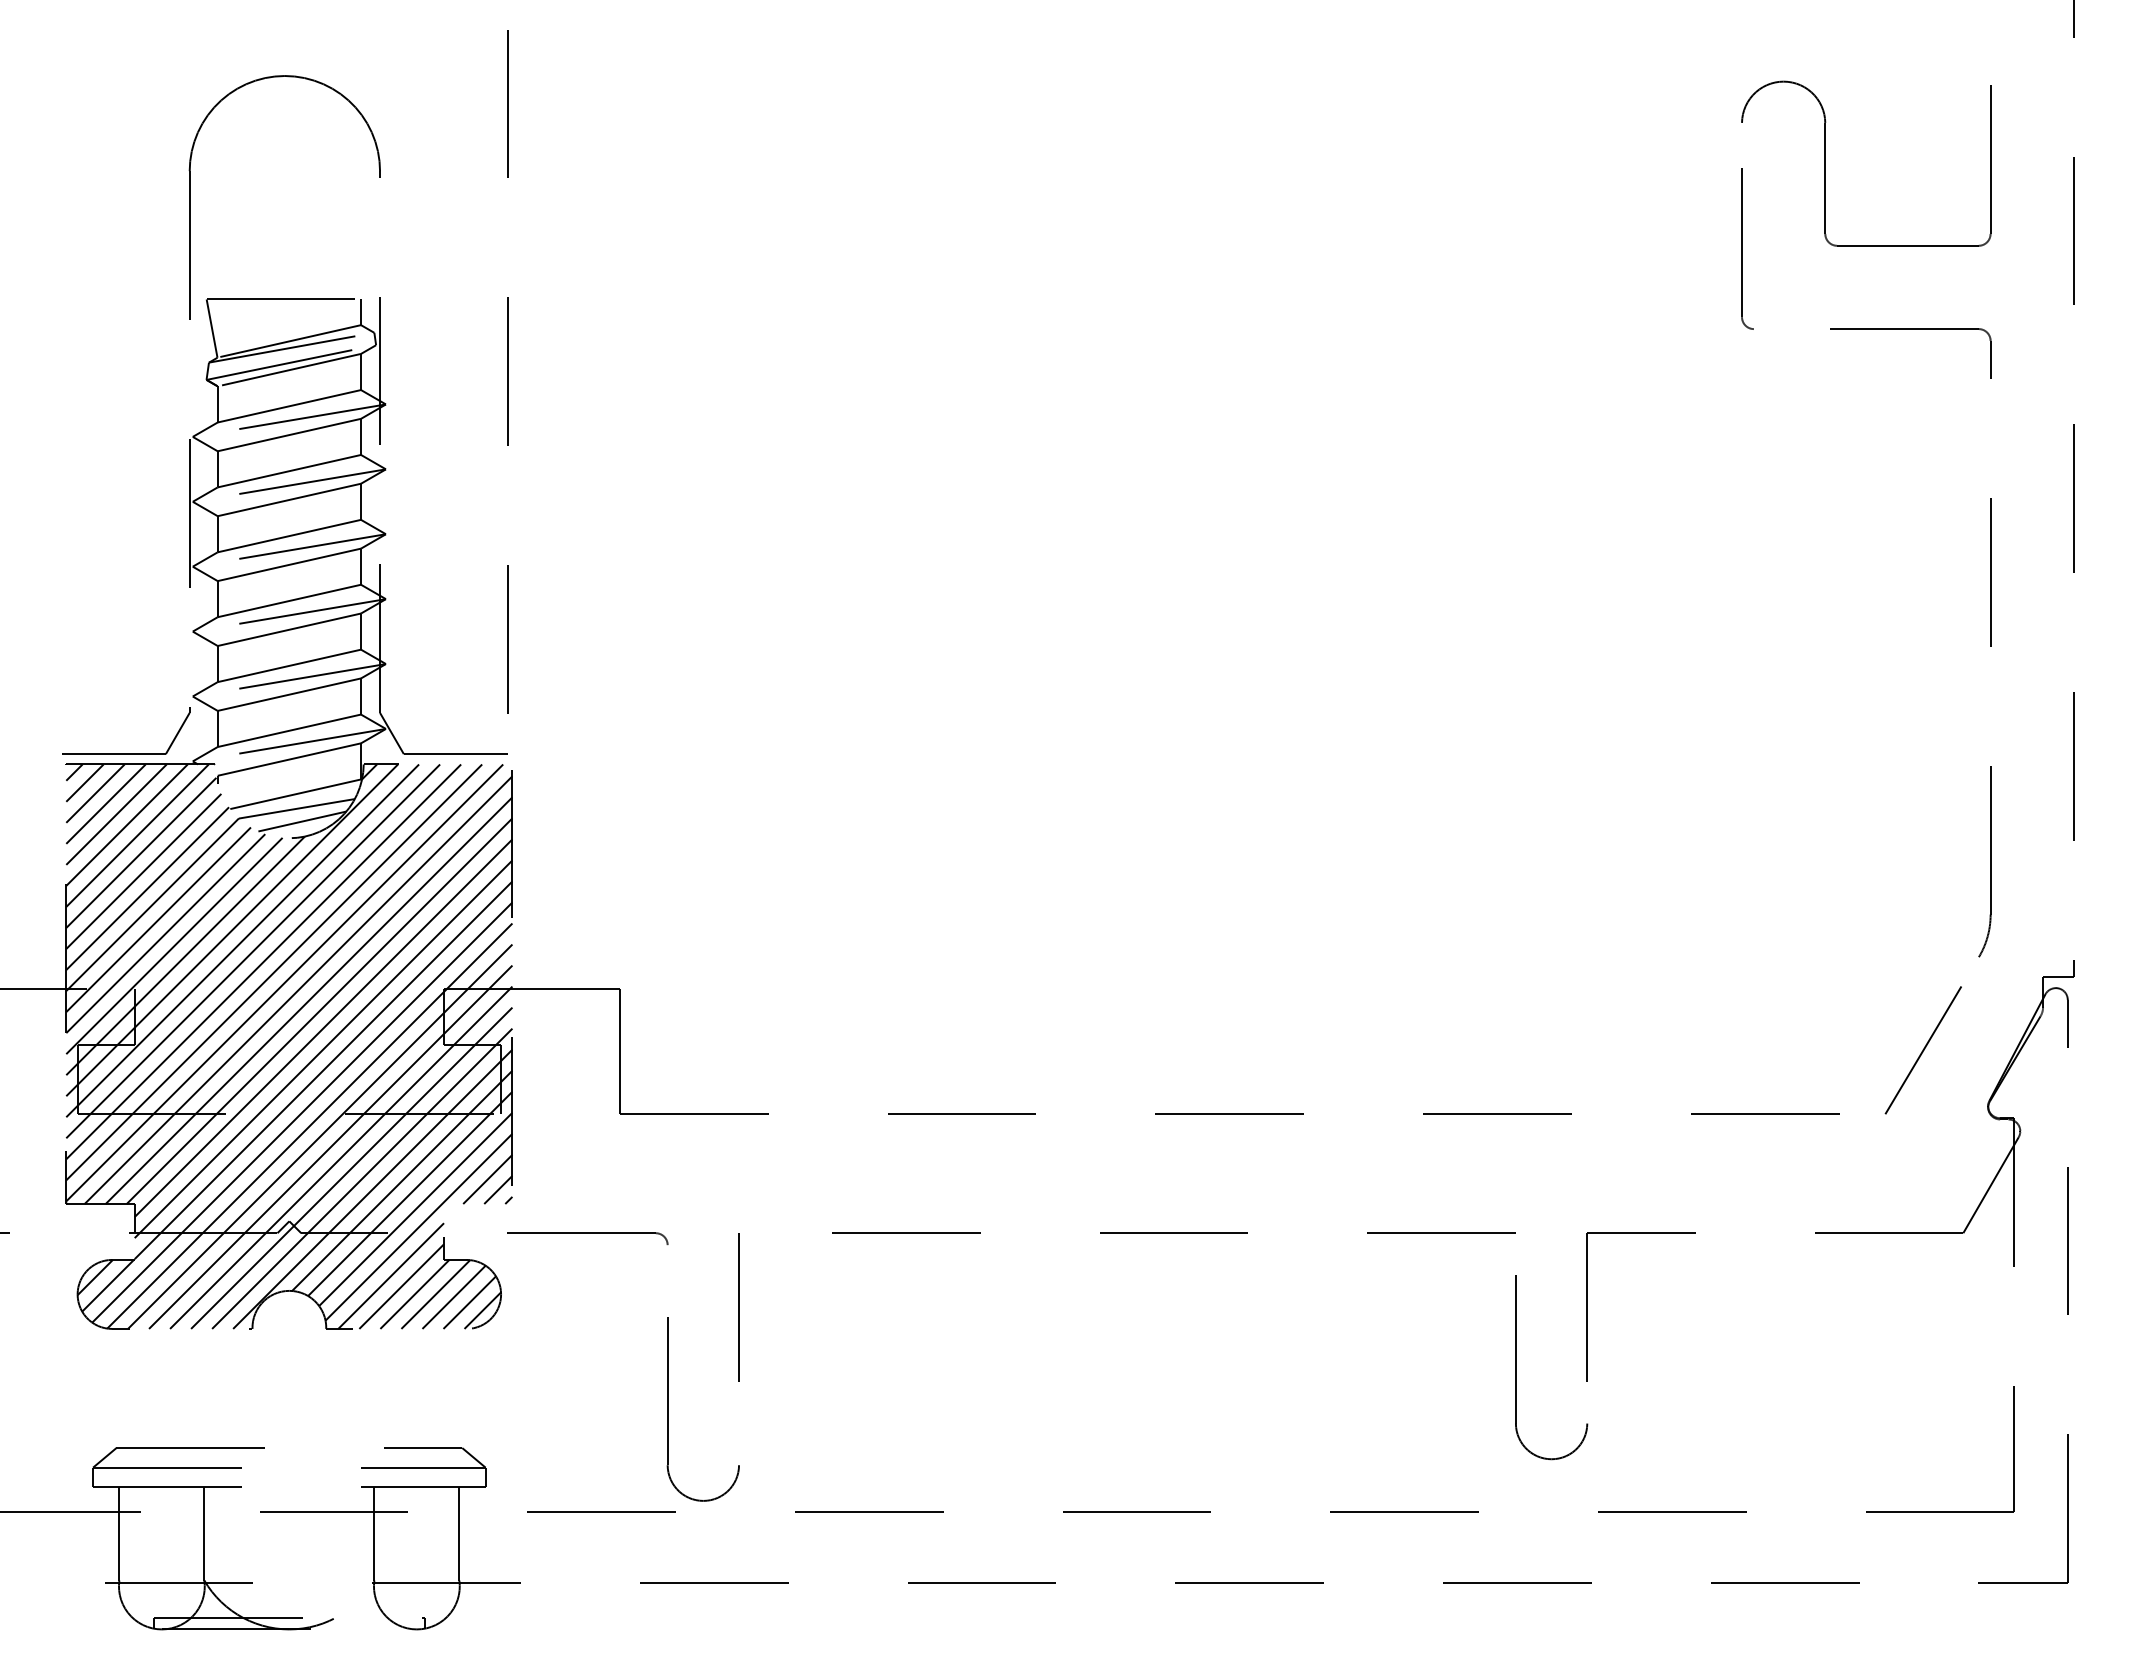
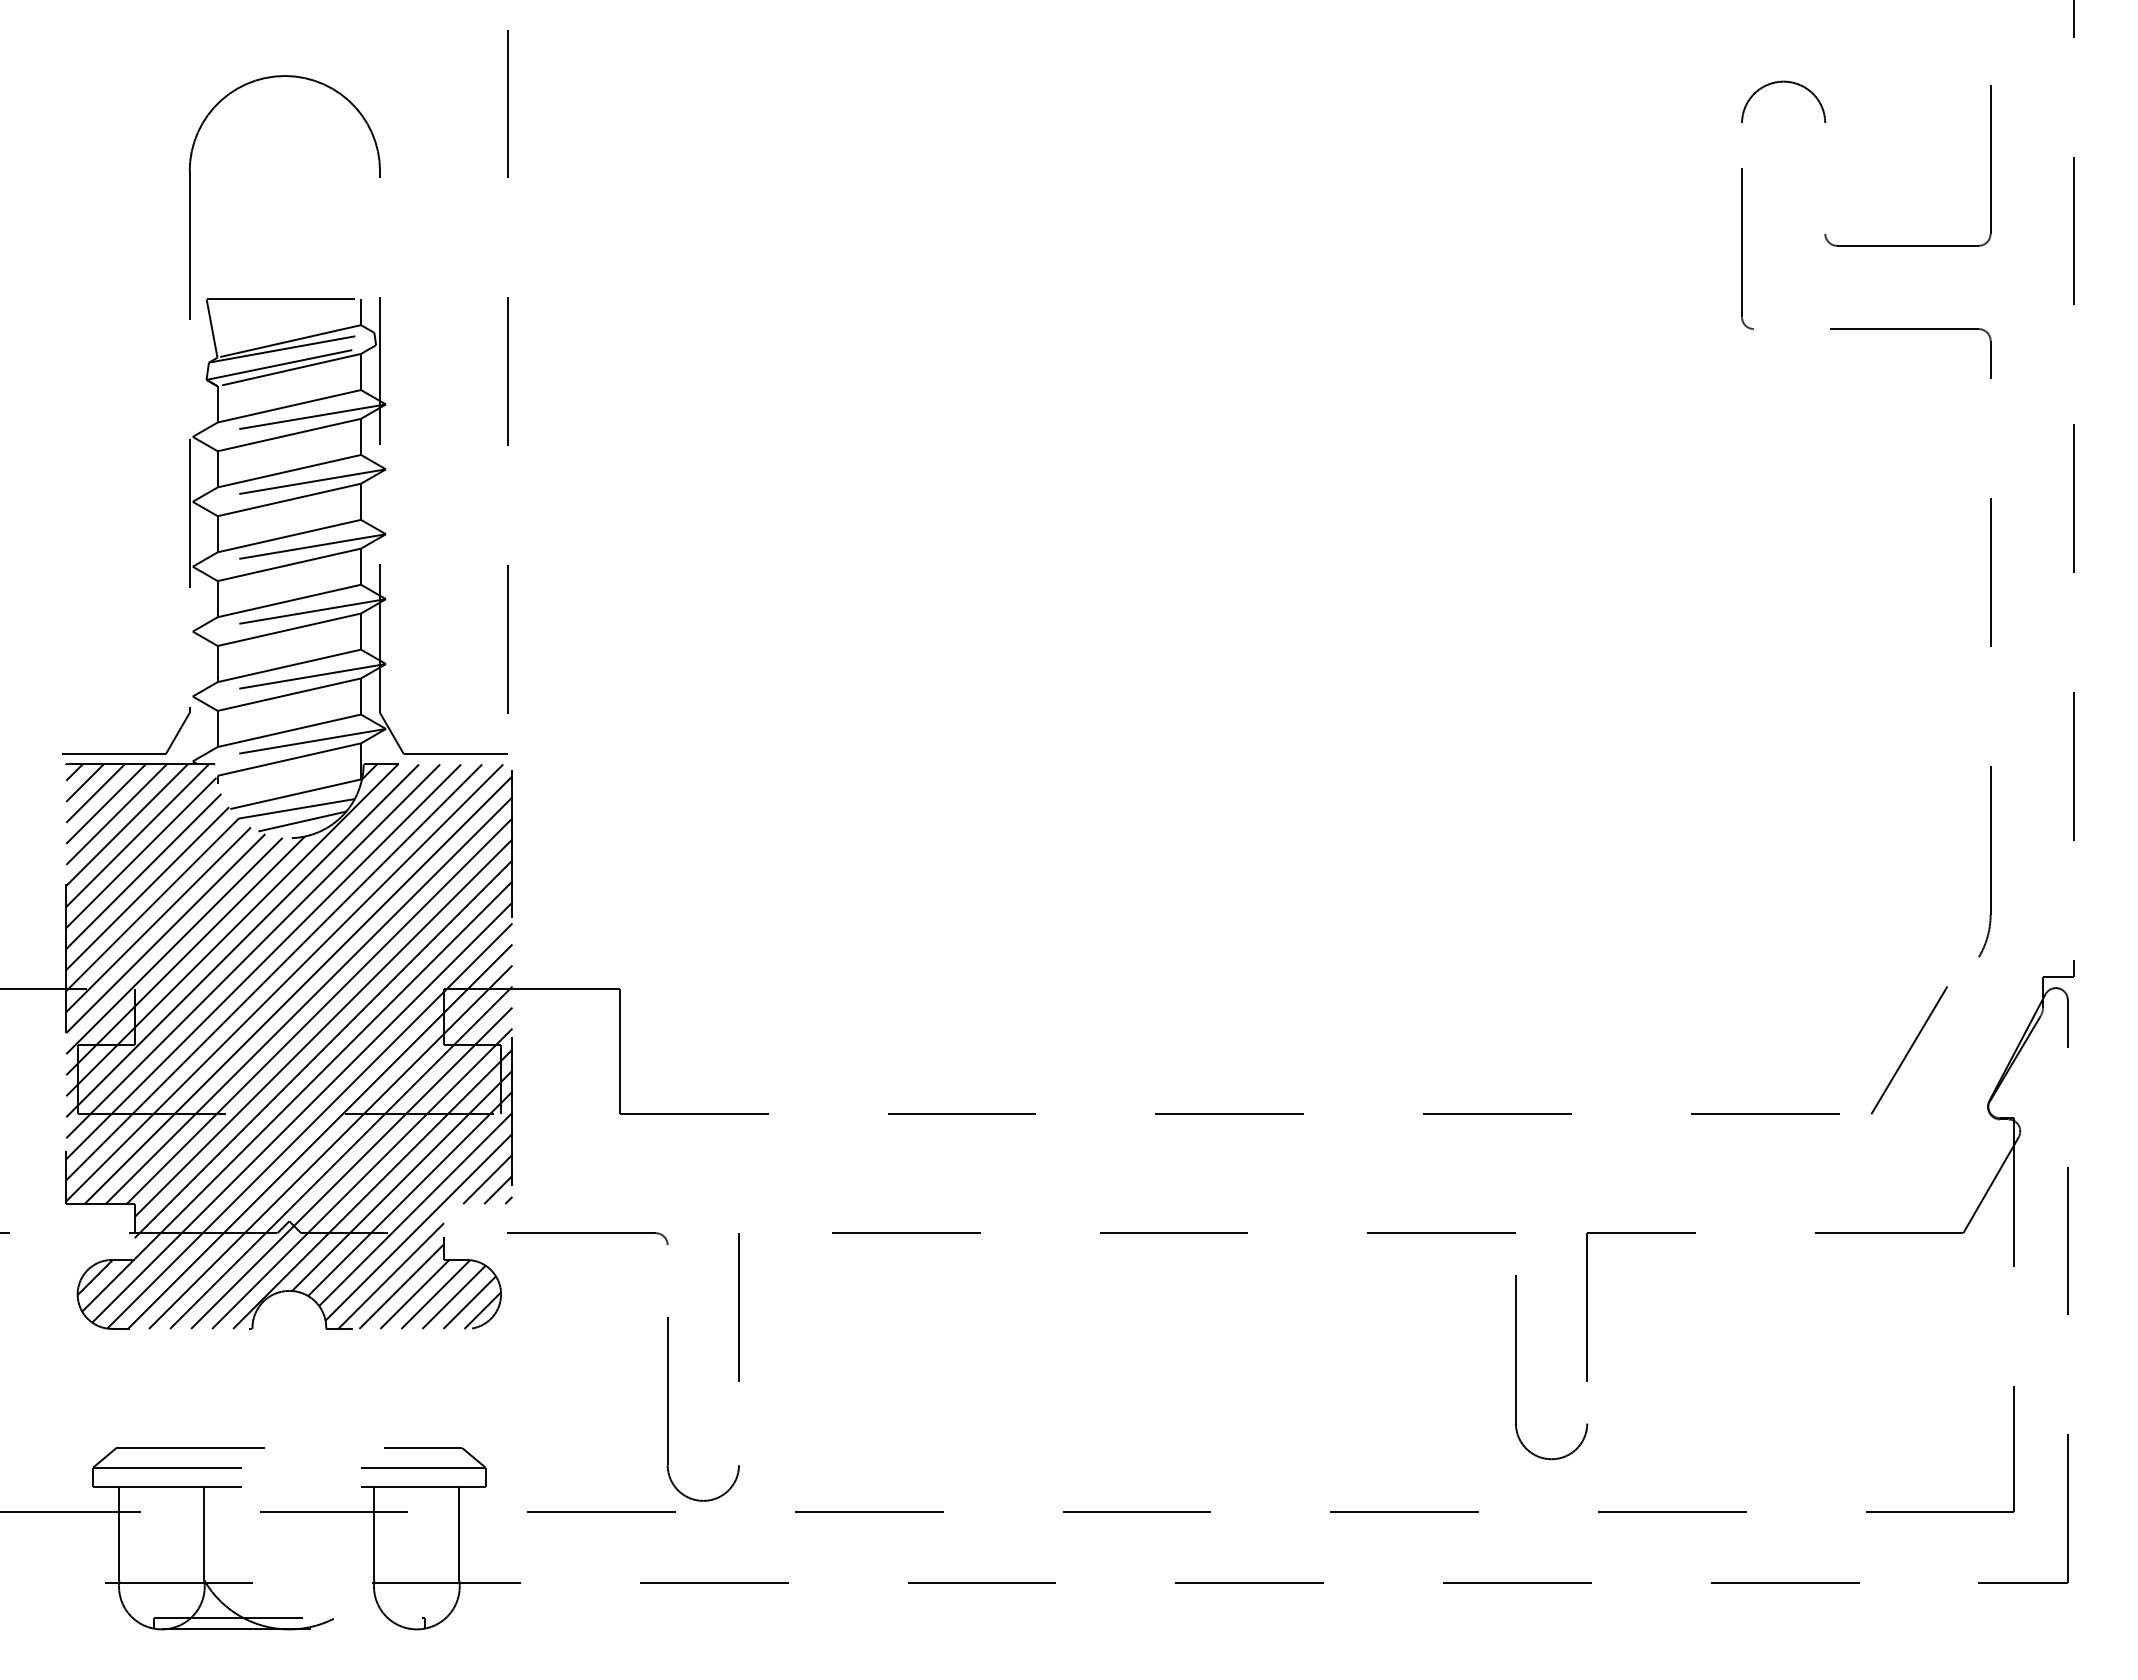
line: present -> none (1825, 177)
line position: (1922, 1050) -> (1908, 1050) (1908, 1050)
